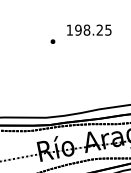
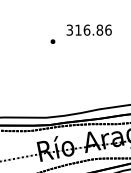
text: 198.25 -> 316.86 (88, 29)
